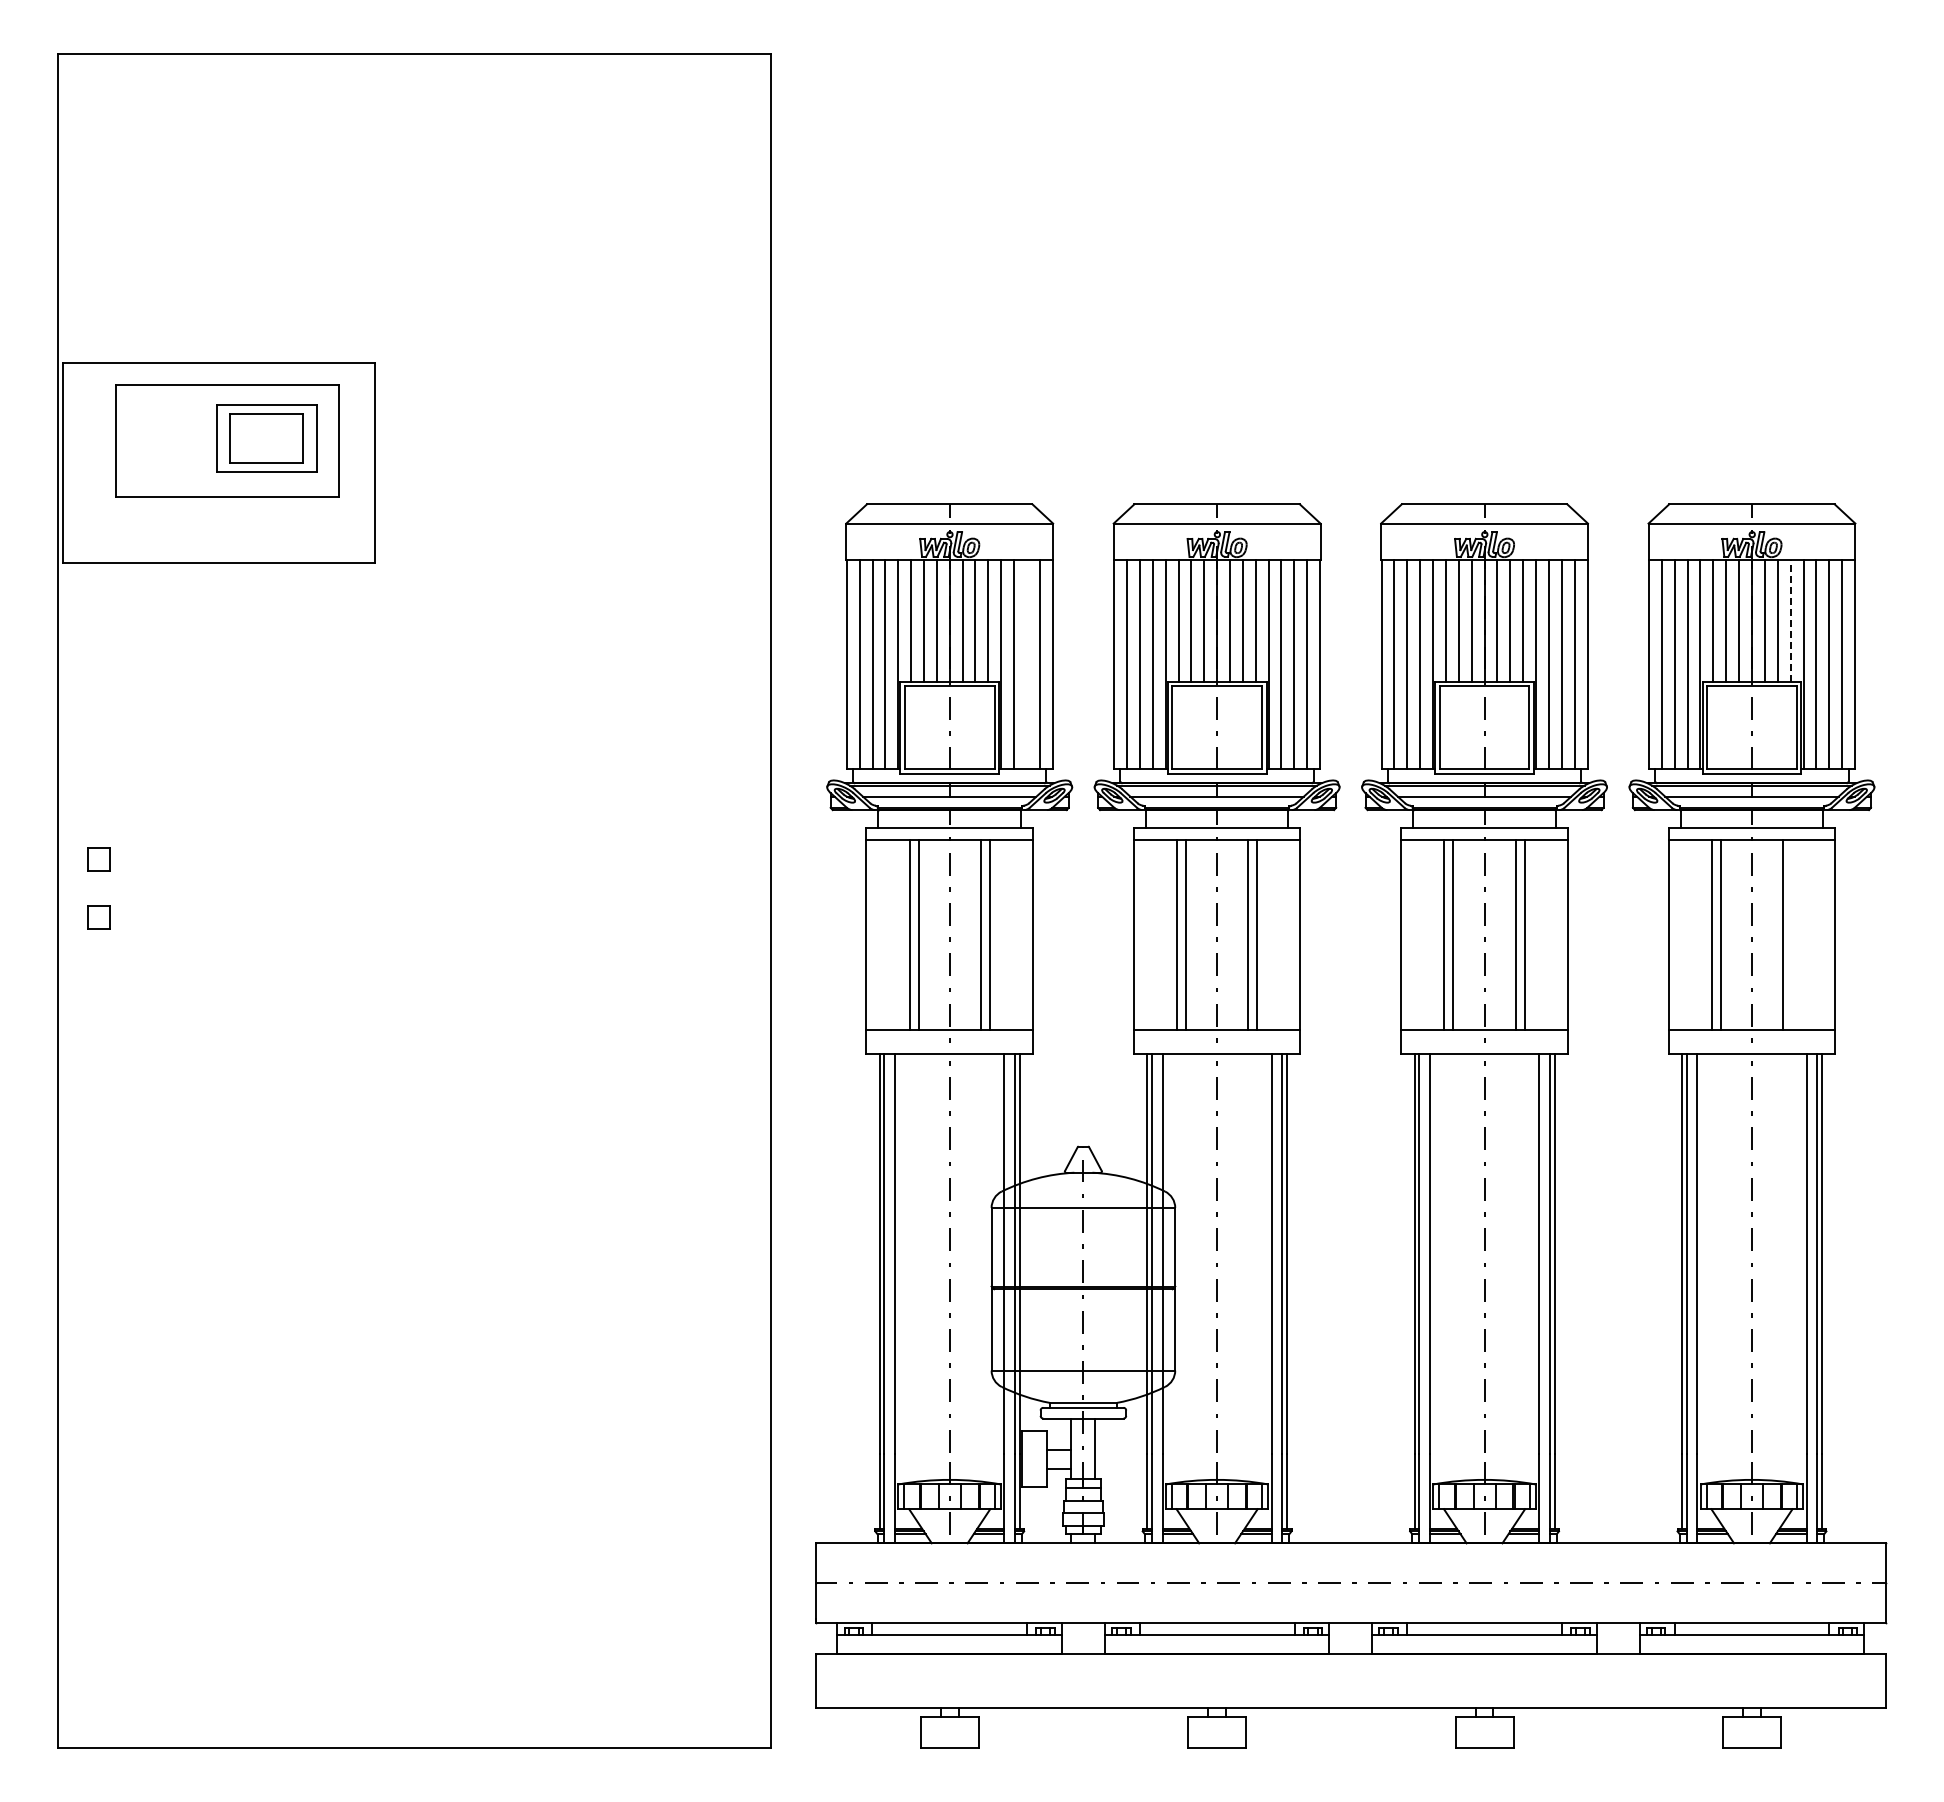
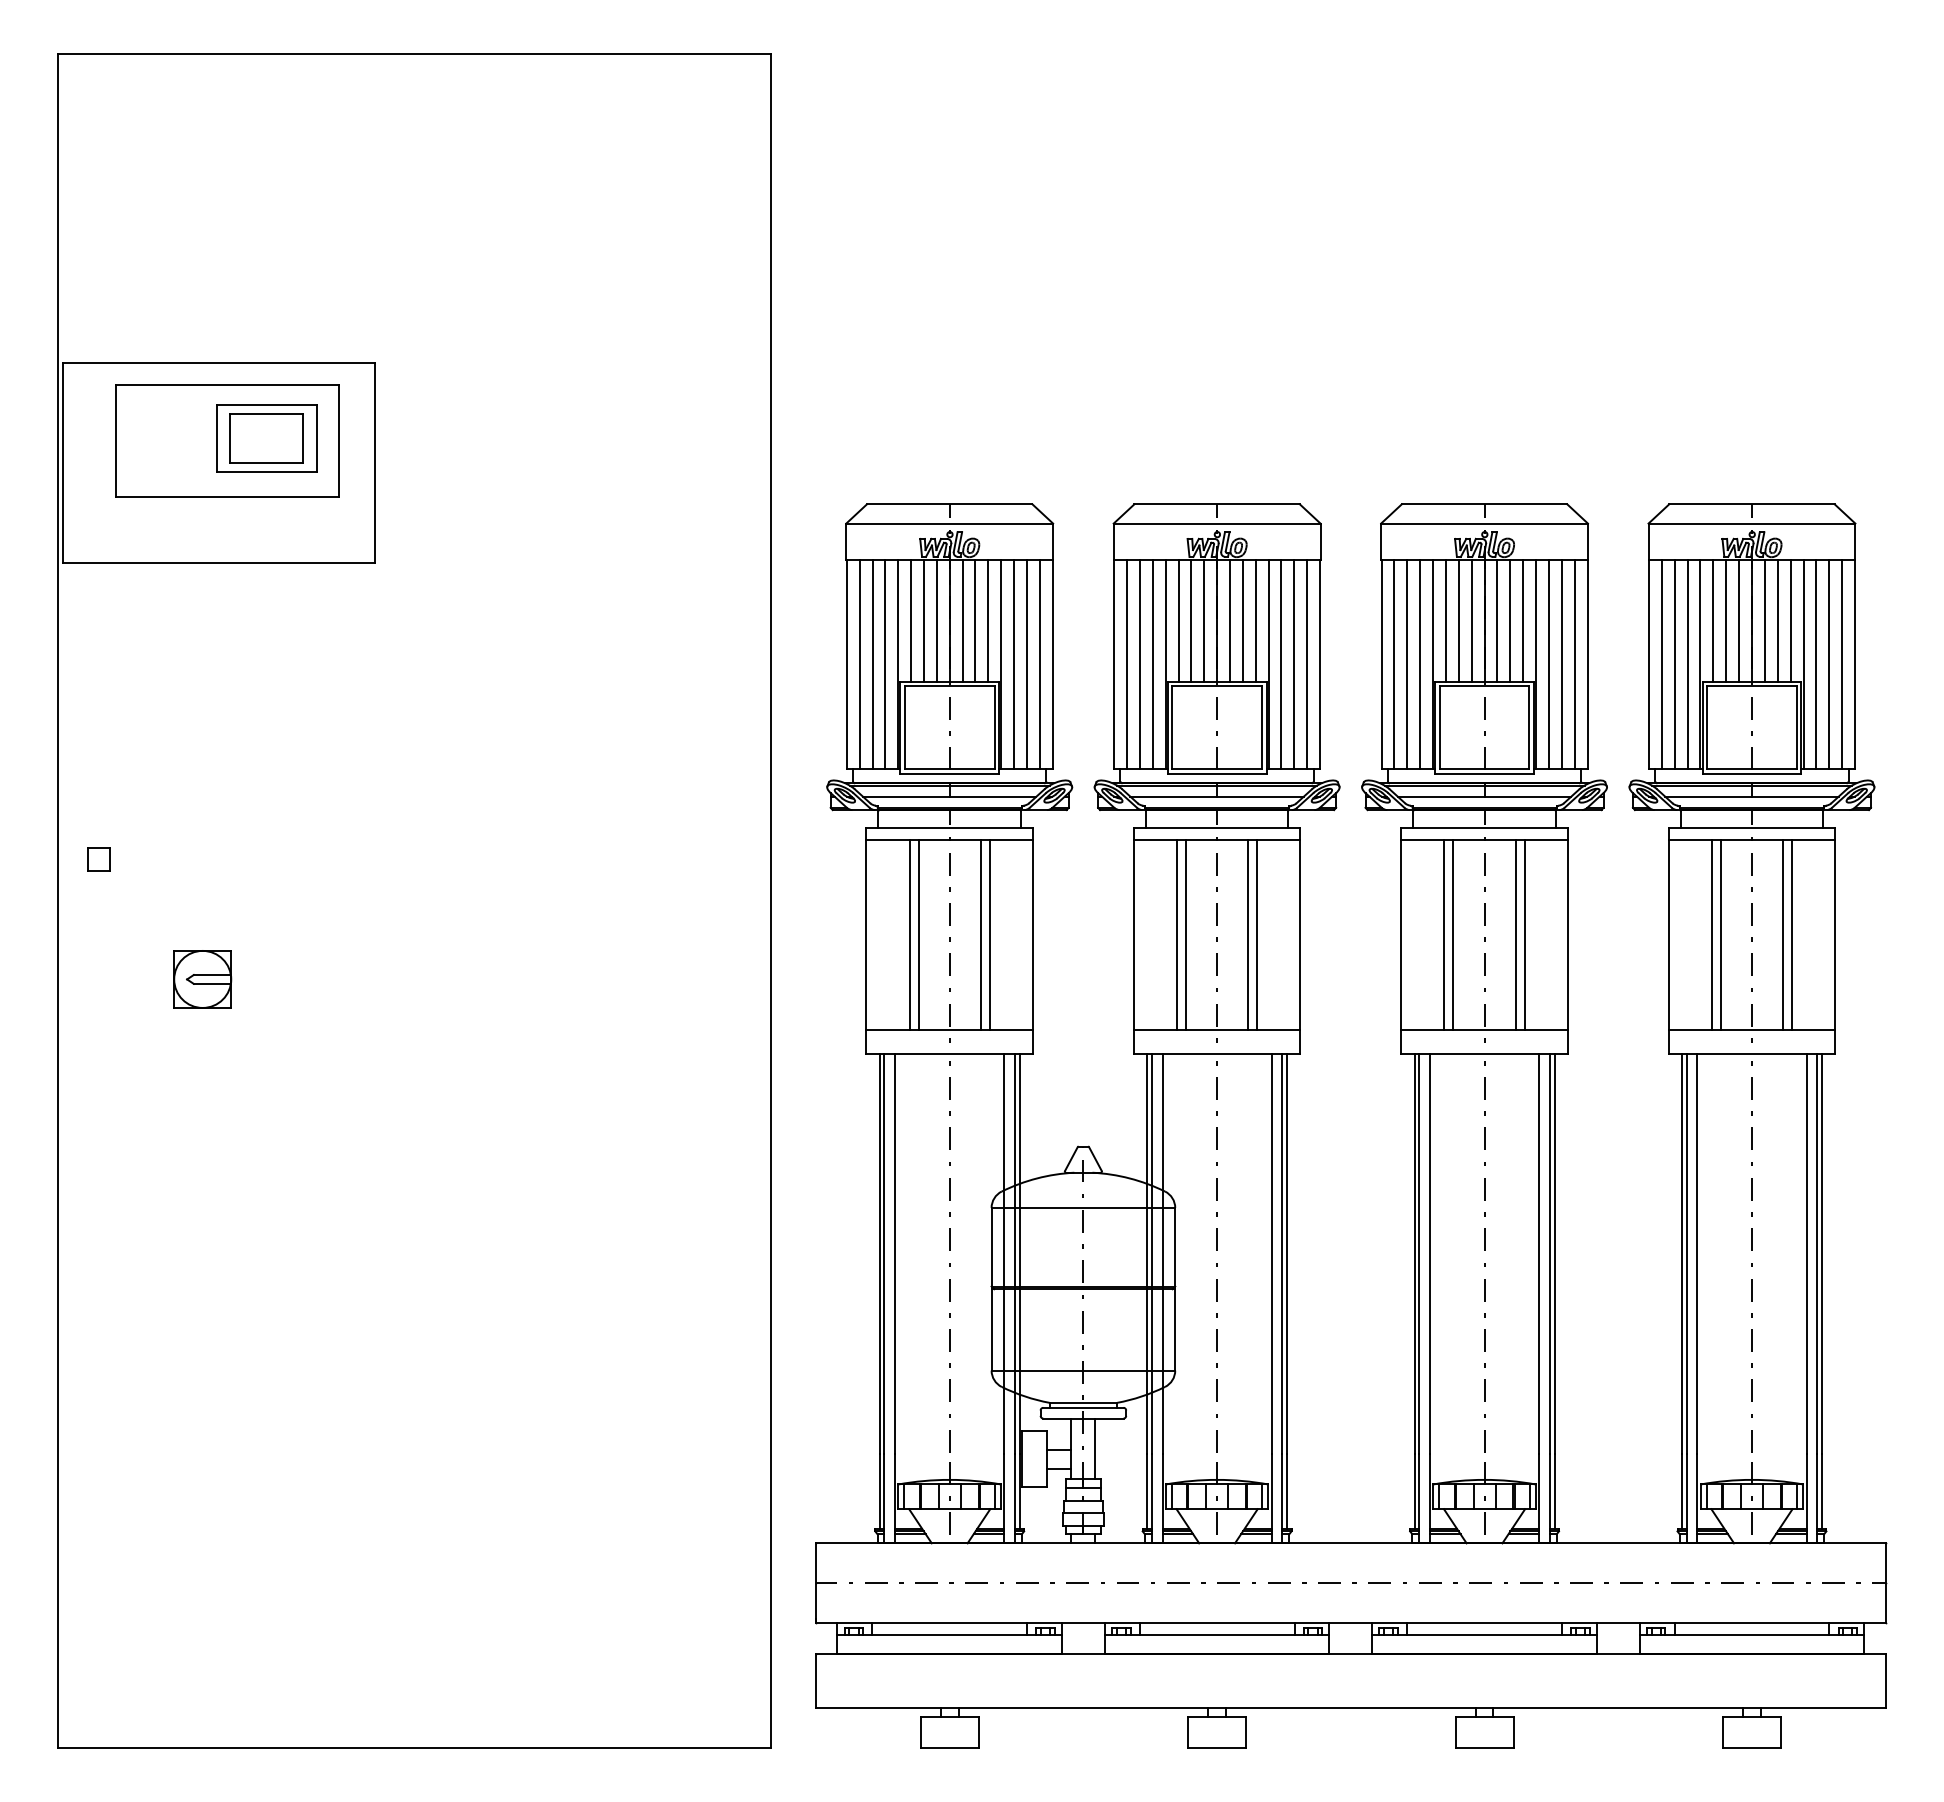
line: dashed -> solid (1790, 620)
line: none -> present (1026, 664)
part: present -> none (98, 917)
line: none -> present (1792, 934)
part: none -> present (202, 979)
